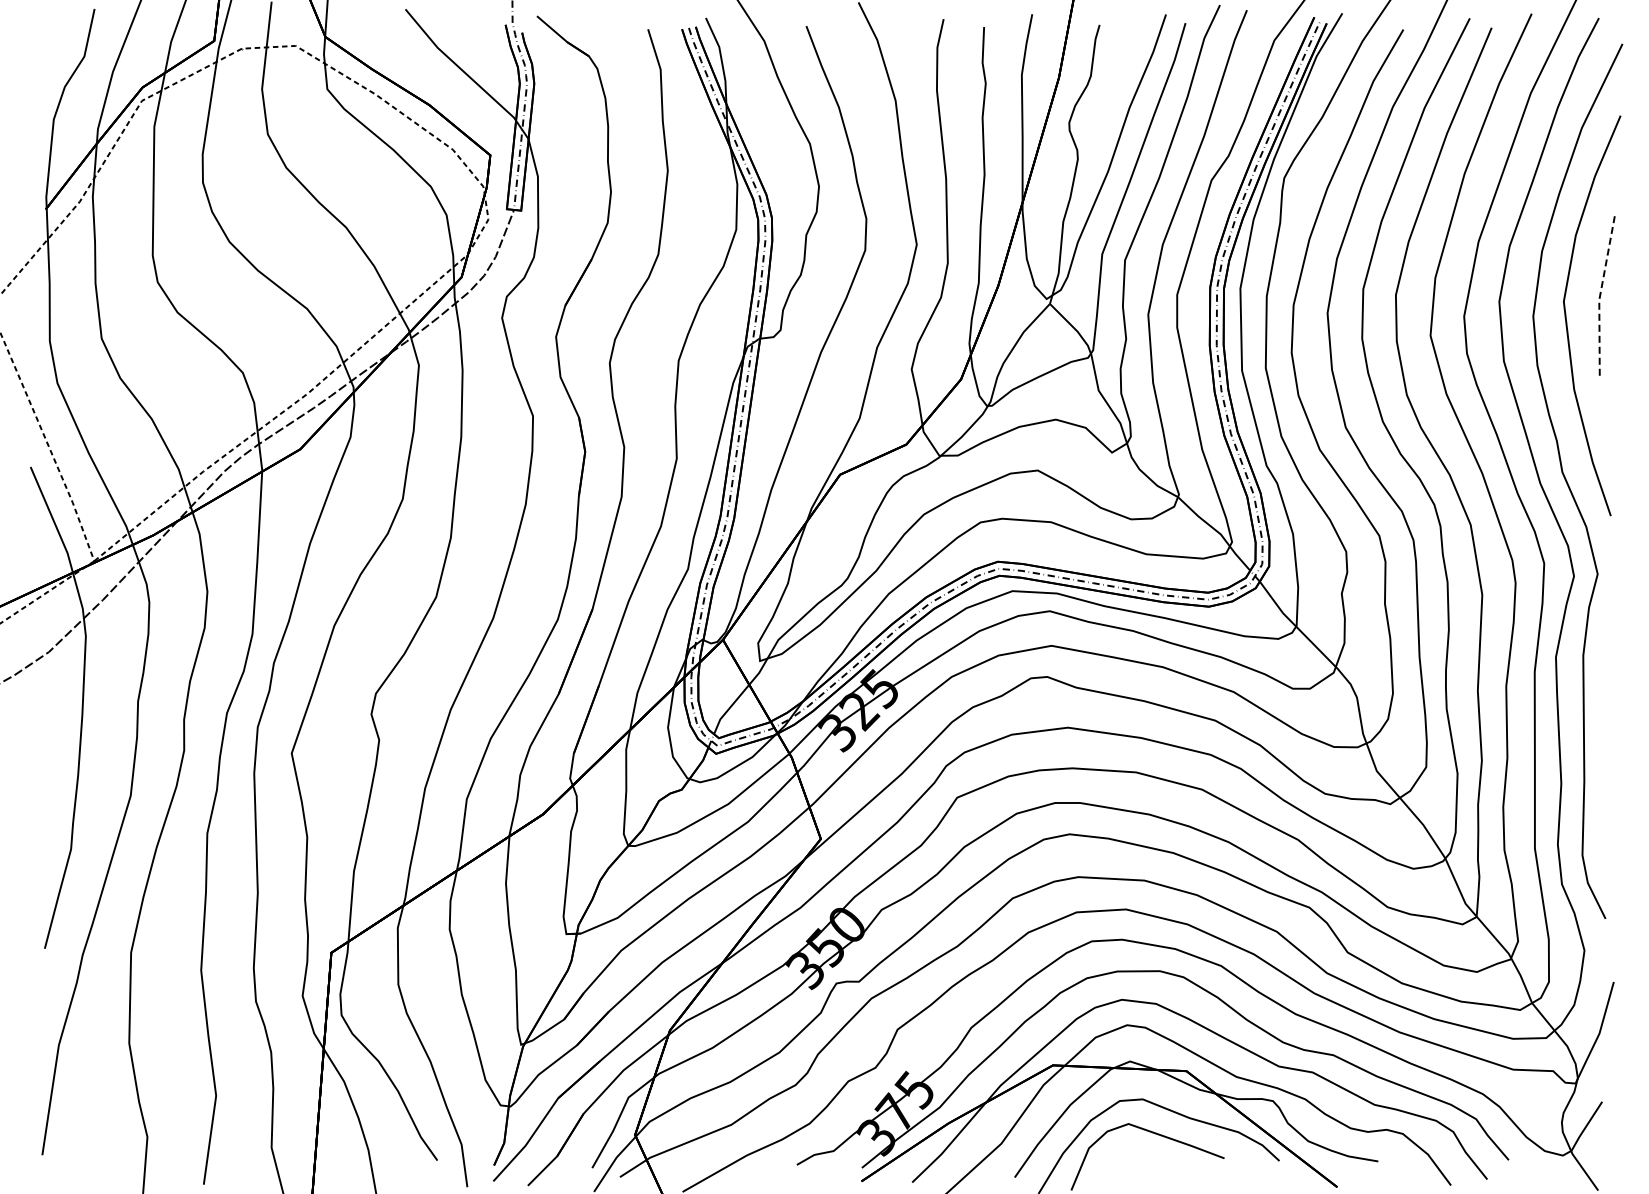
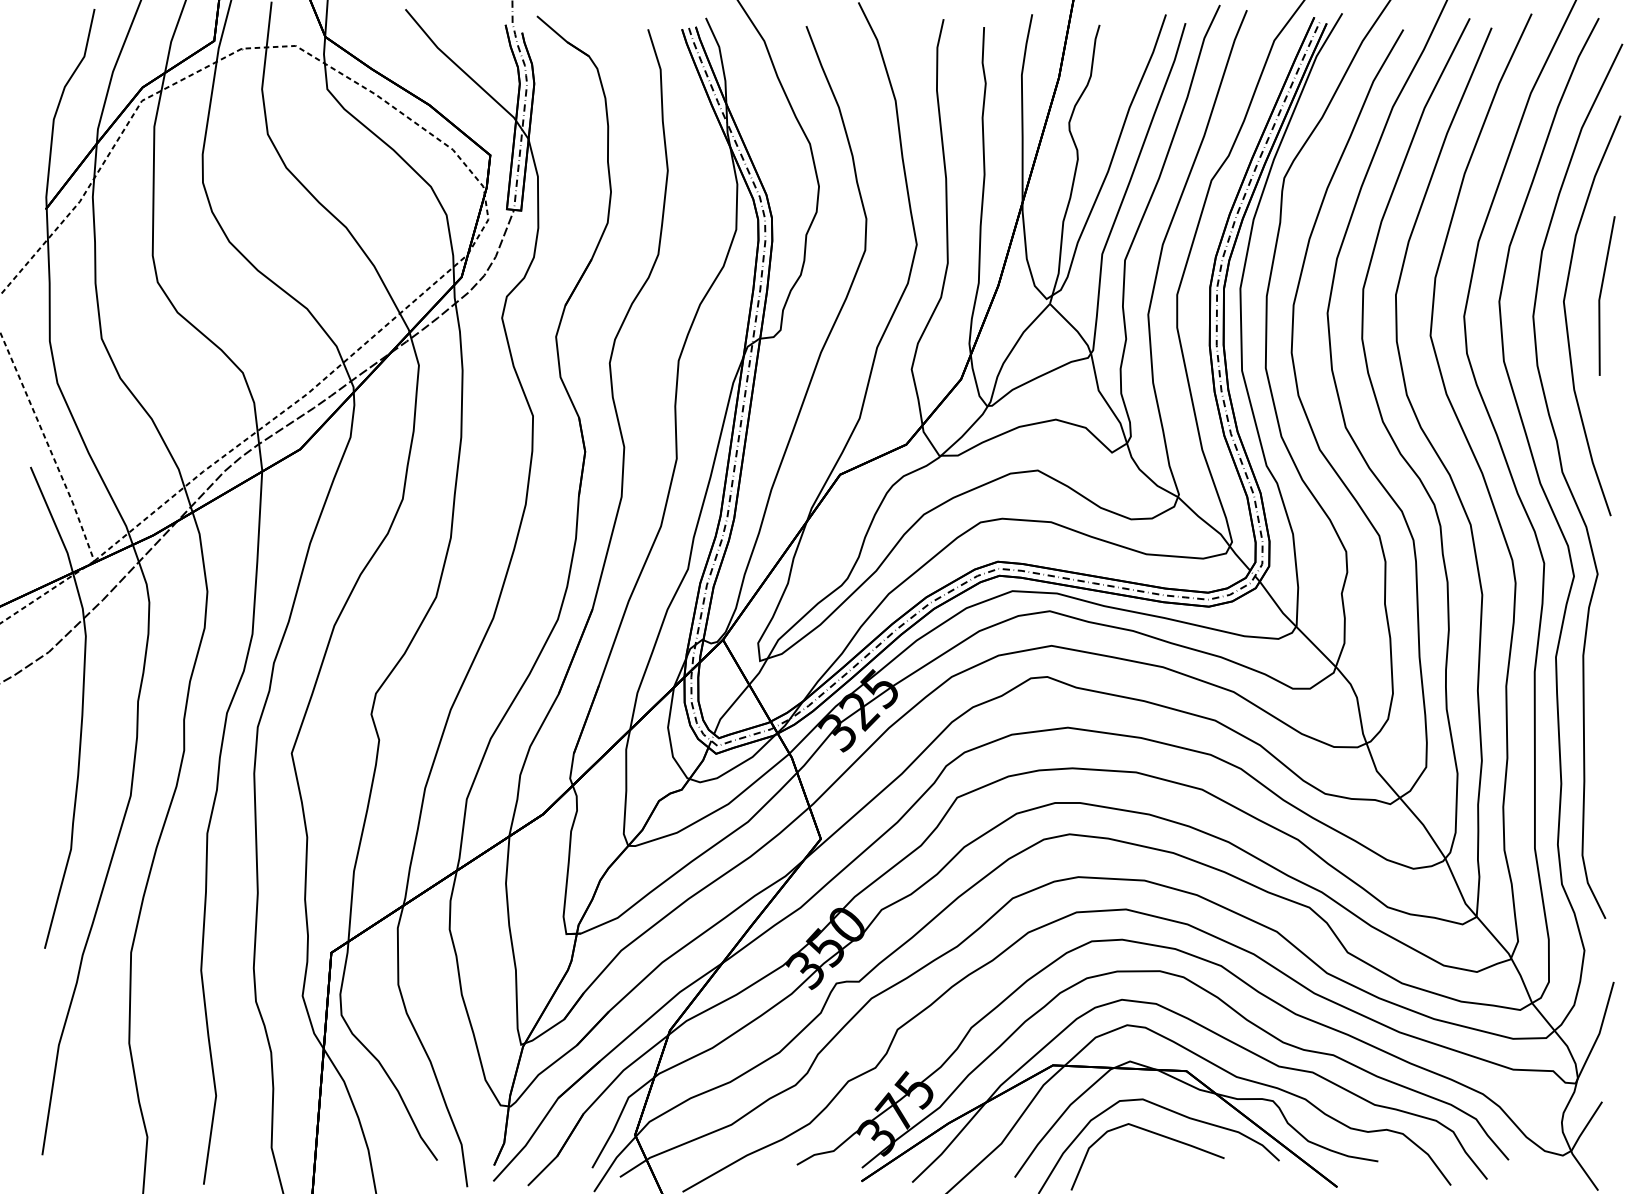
line: dashed -> solid (1600, 296)
